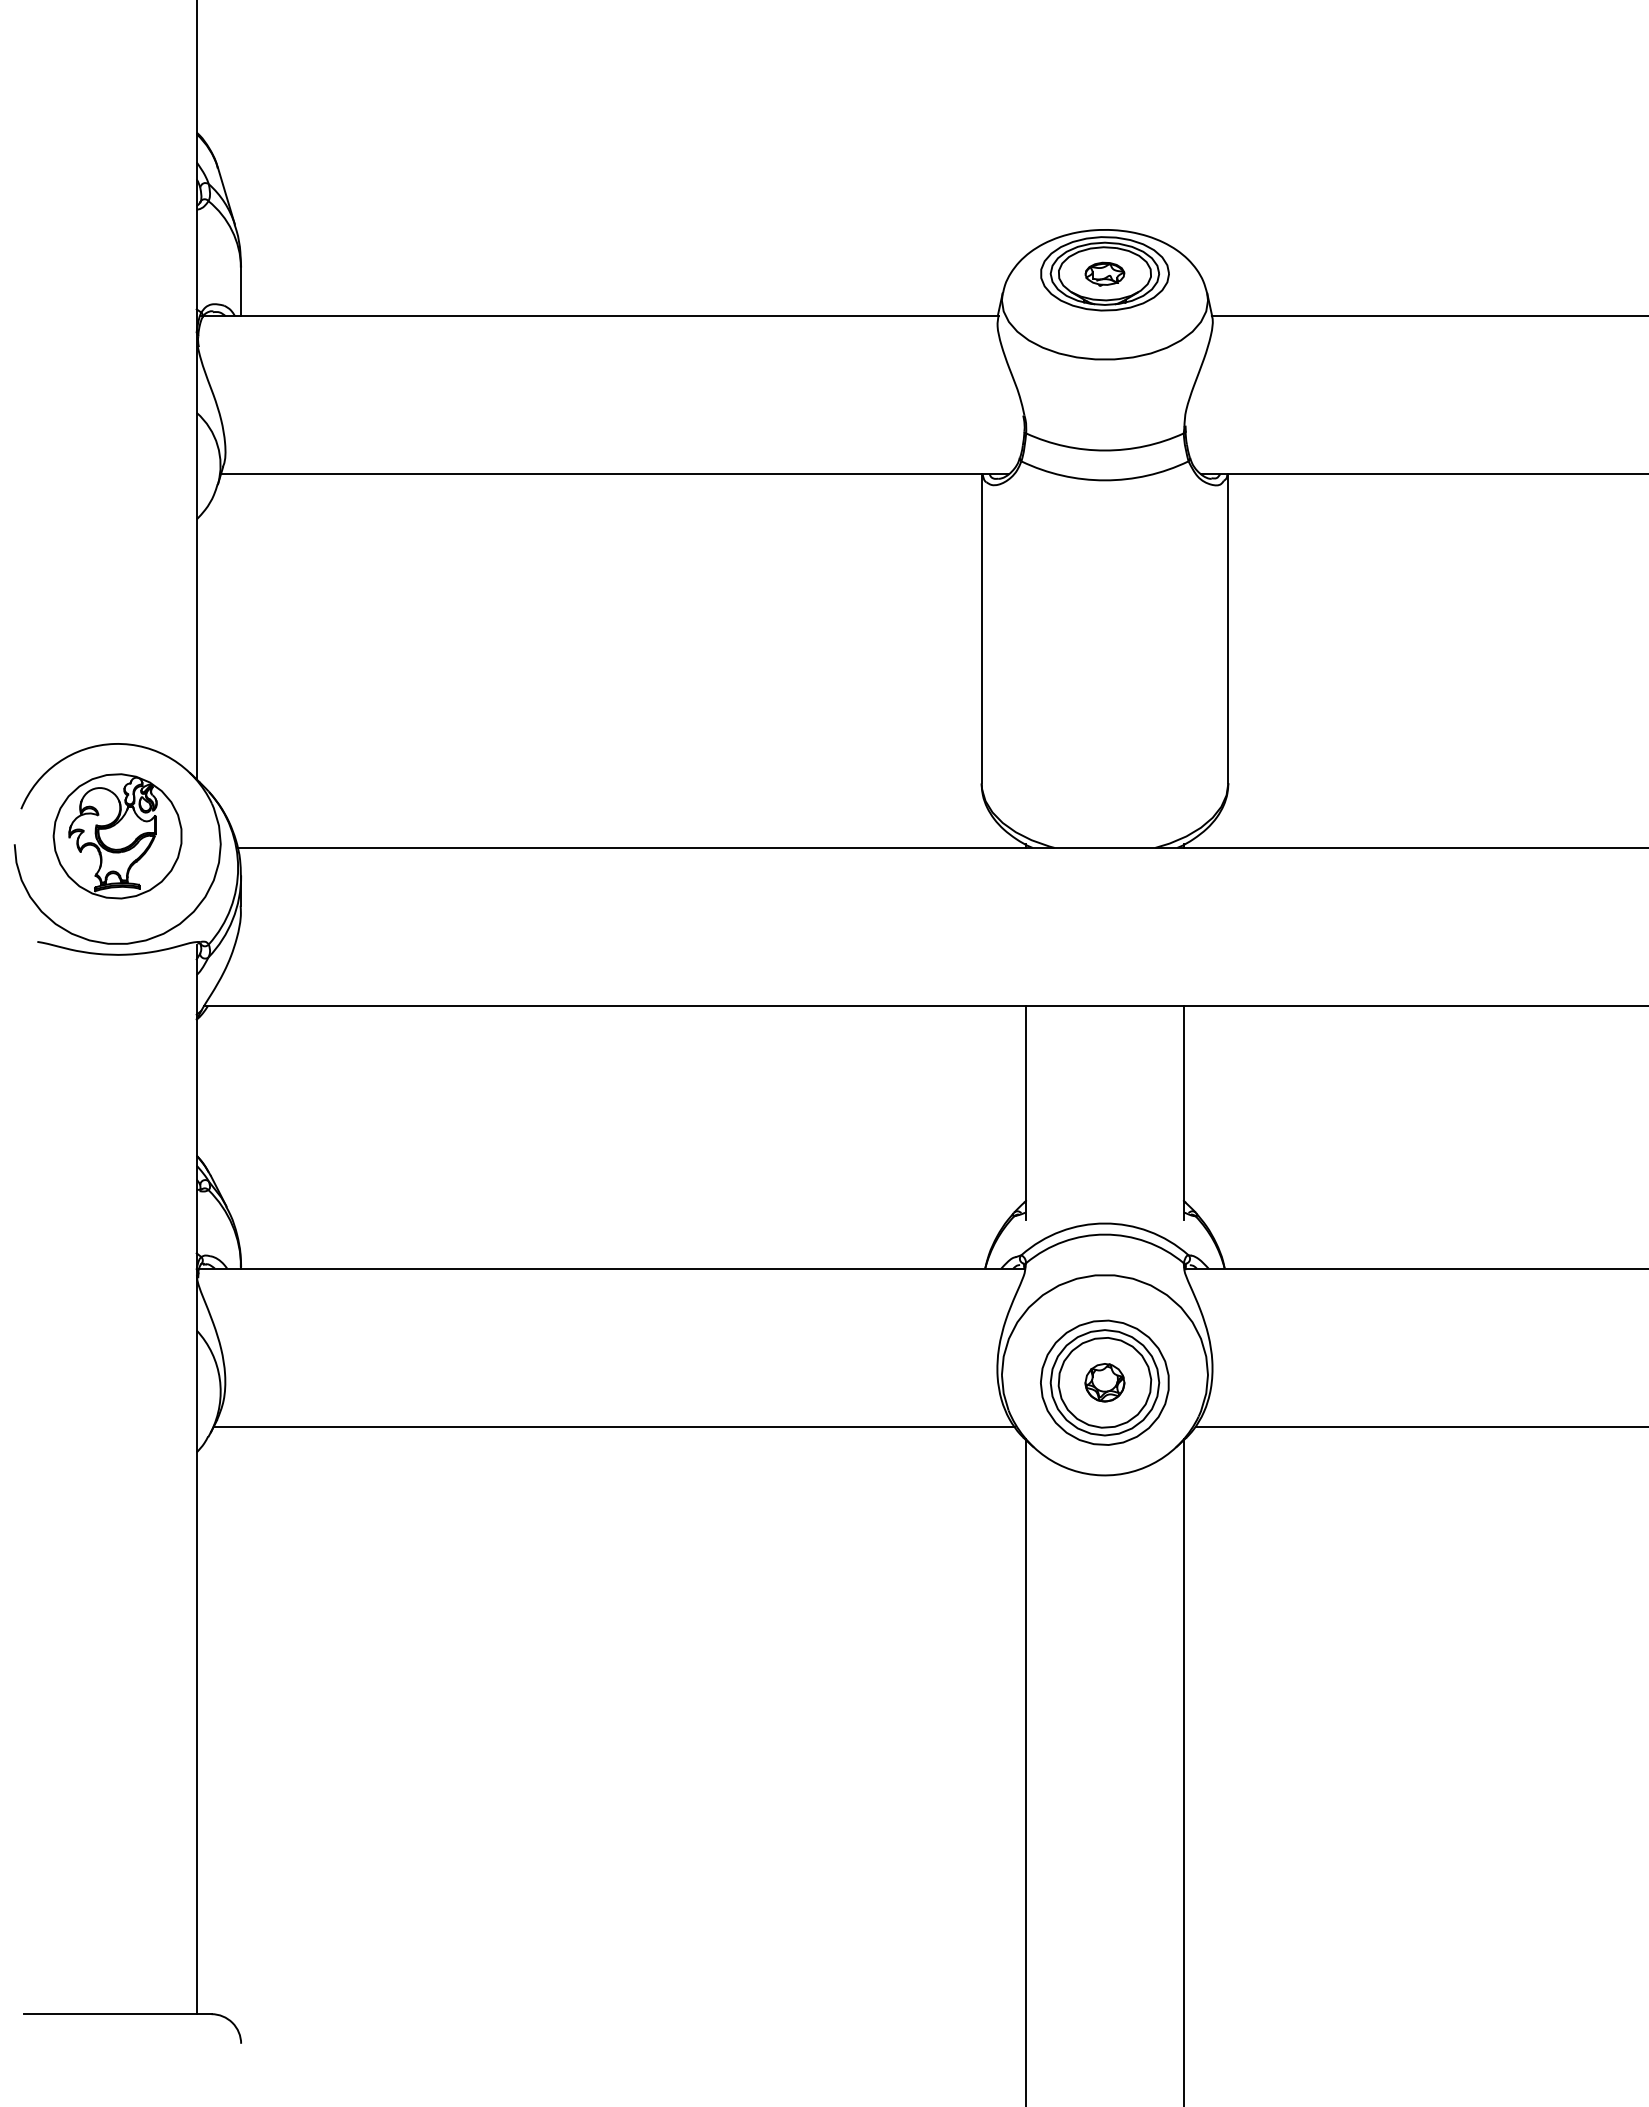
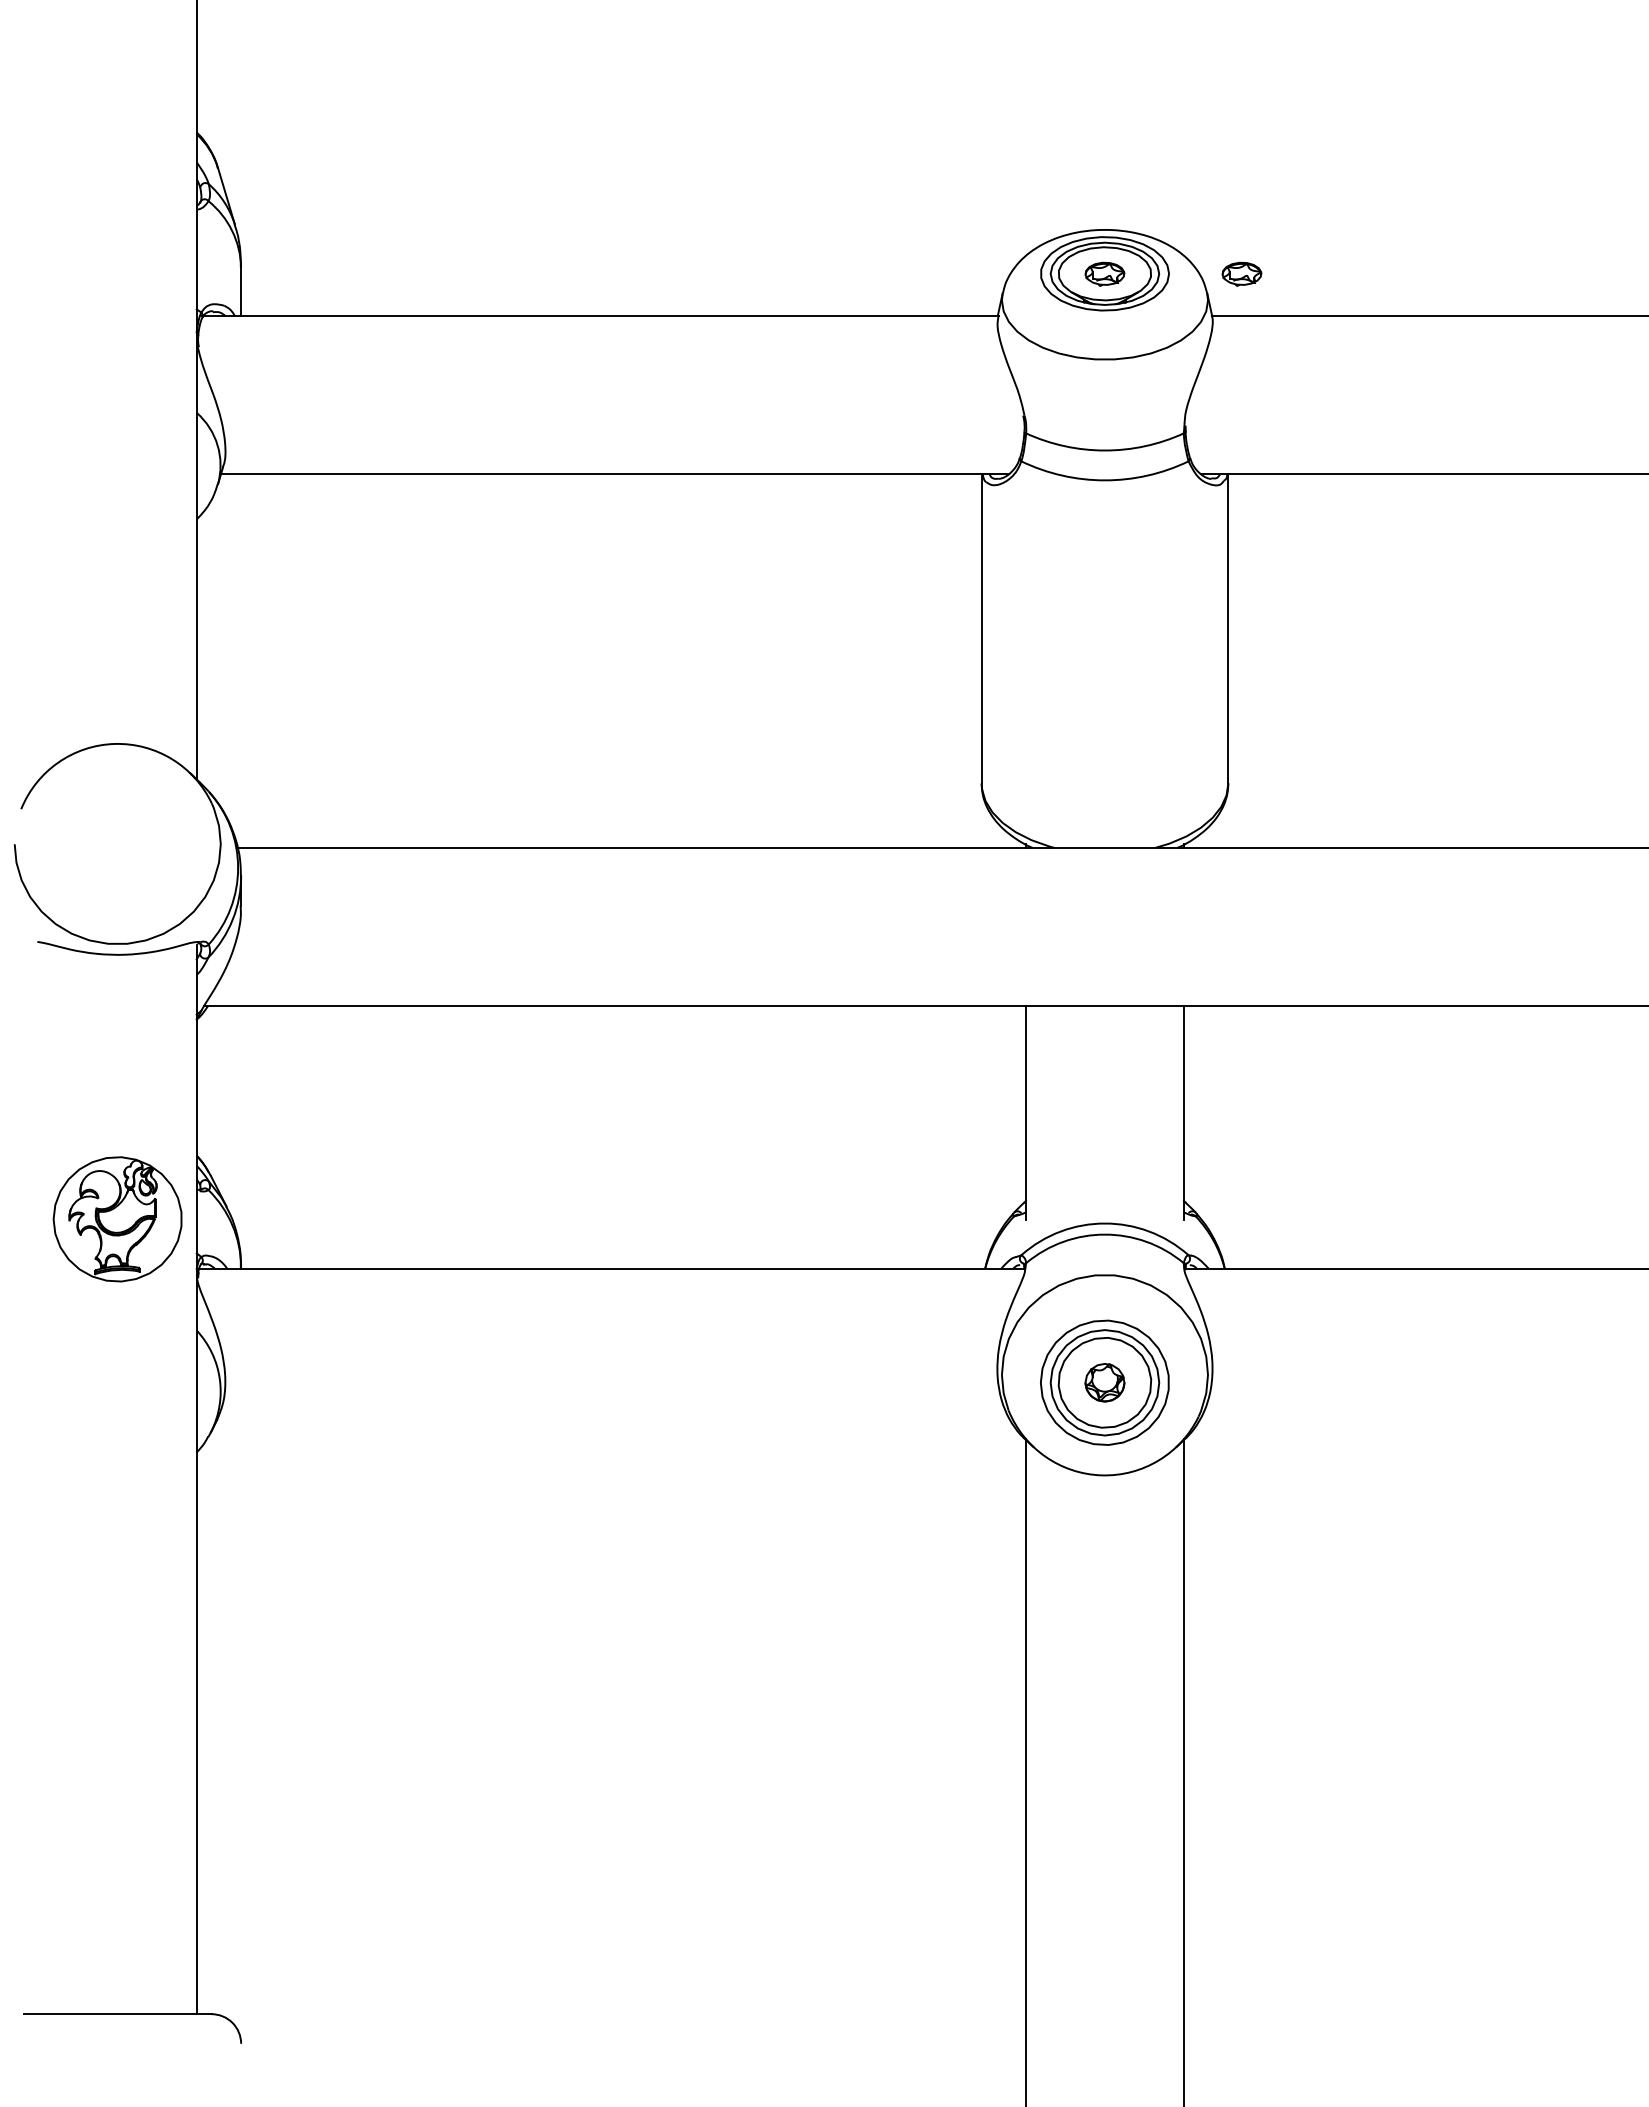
part: none -> present (1241, 273)
part position: (117, 836) -> (117, 1219) (117, 1219)
line: present -> none (613, 1426)
line: present -> none (1420, 1426)
